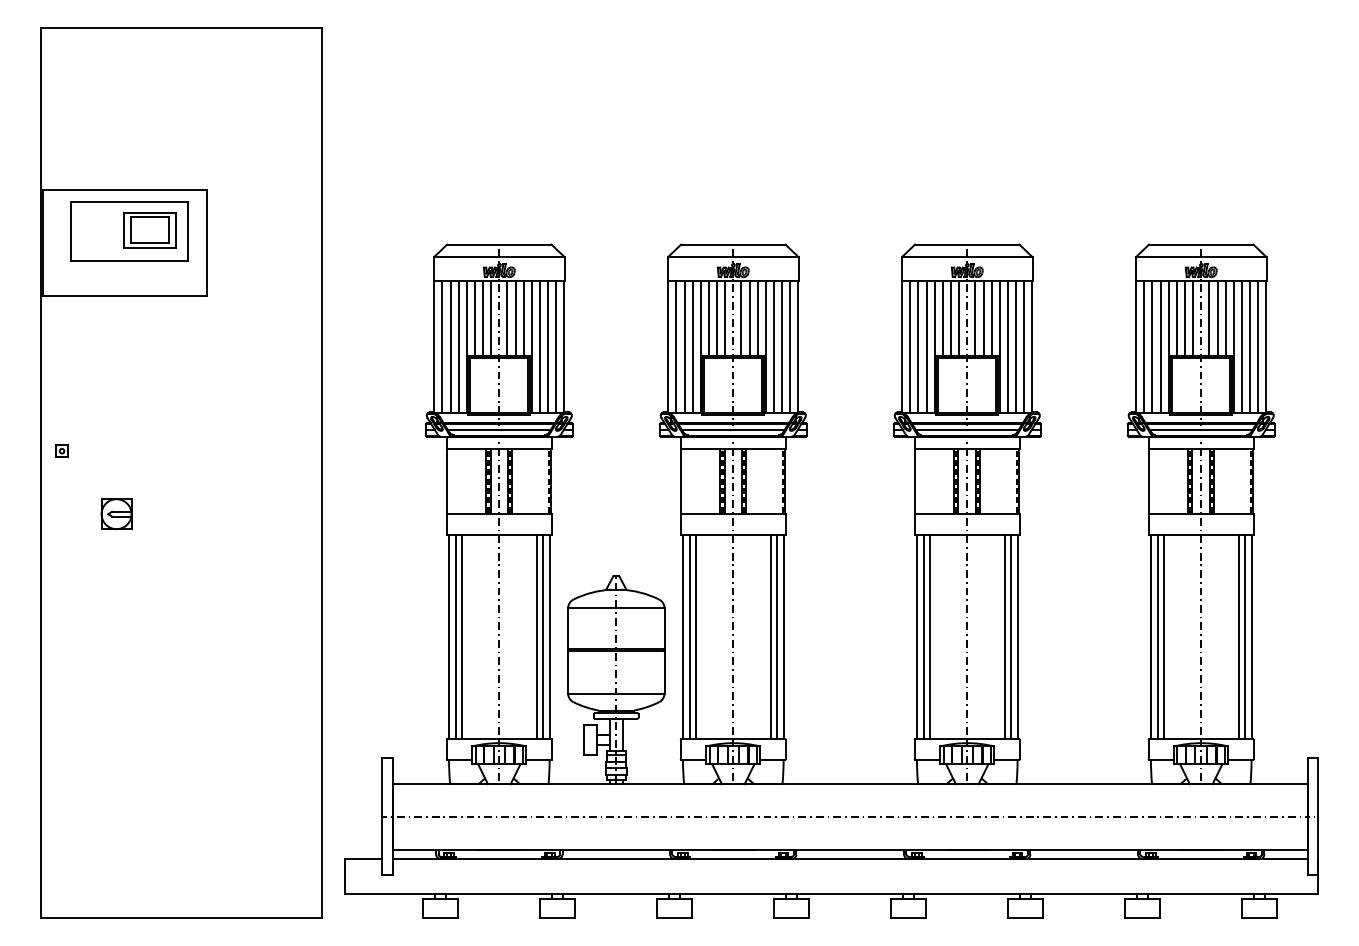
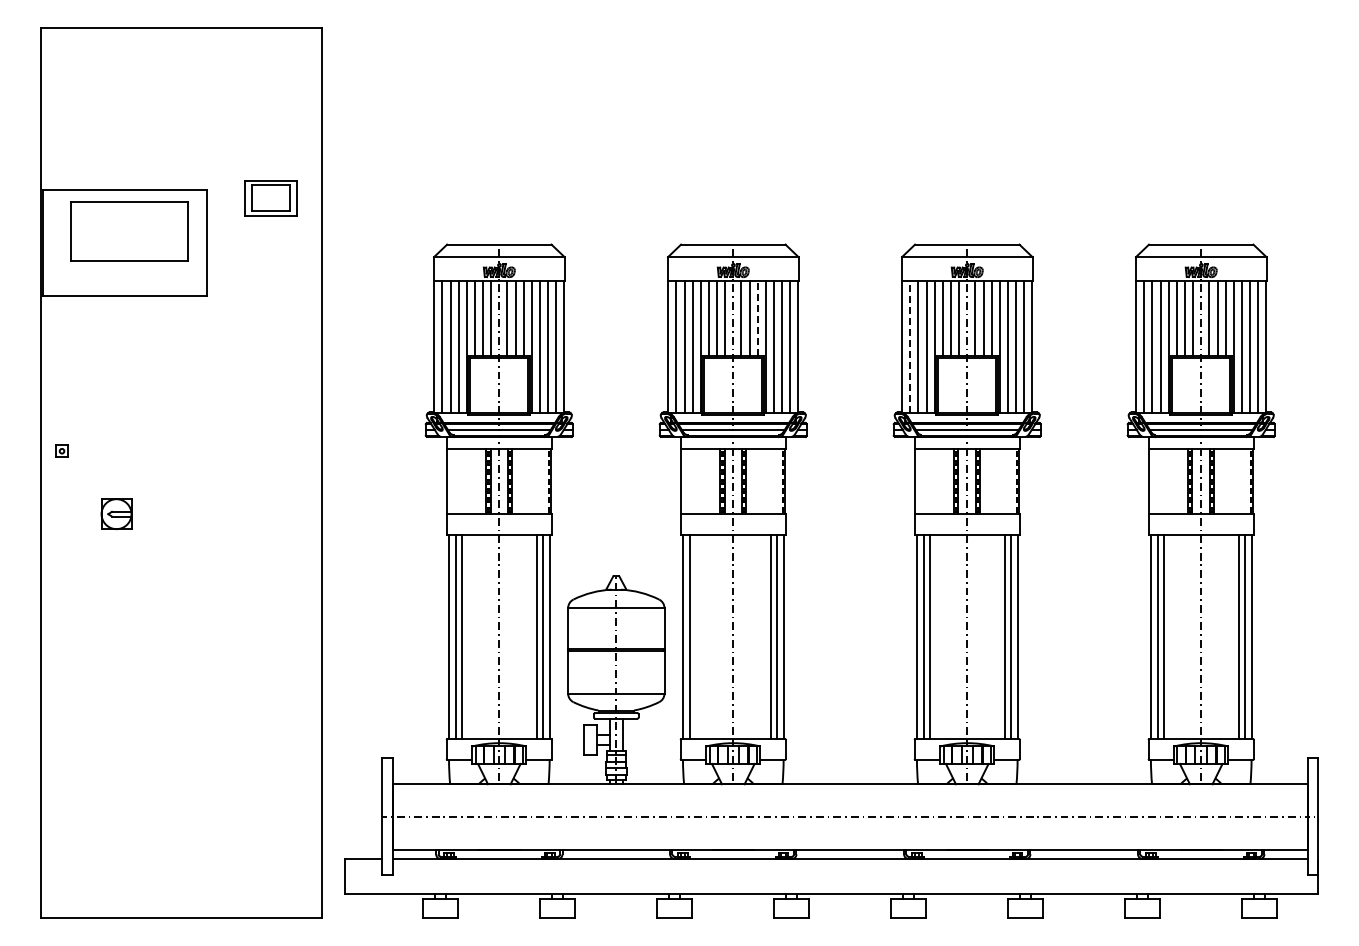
part position: (149, 230) -> (270, 198) (270, 198)
line: solid -> dashed (757, 318)
line: solid -> dashed (910, 347)
line: present -> none (695, 636)
